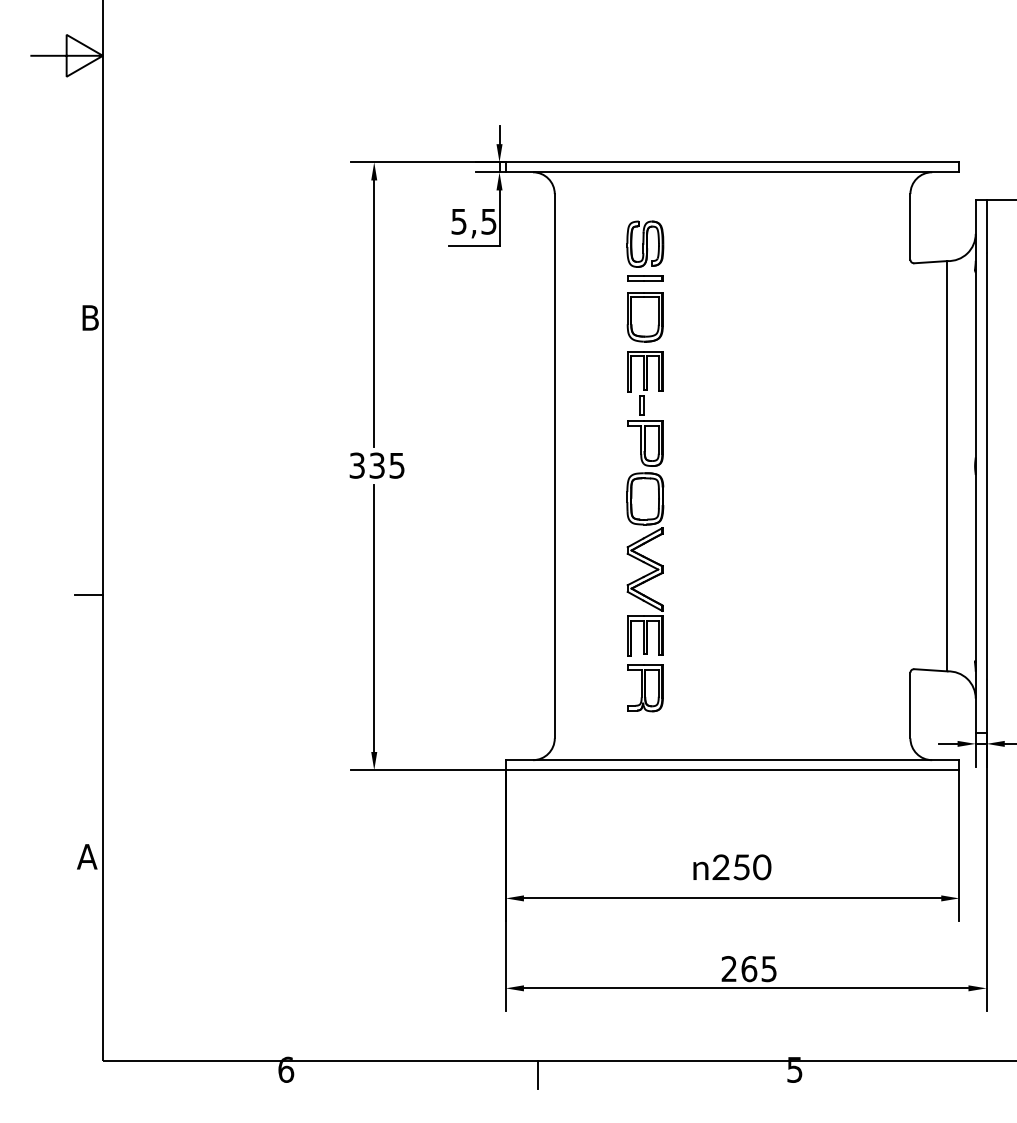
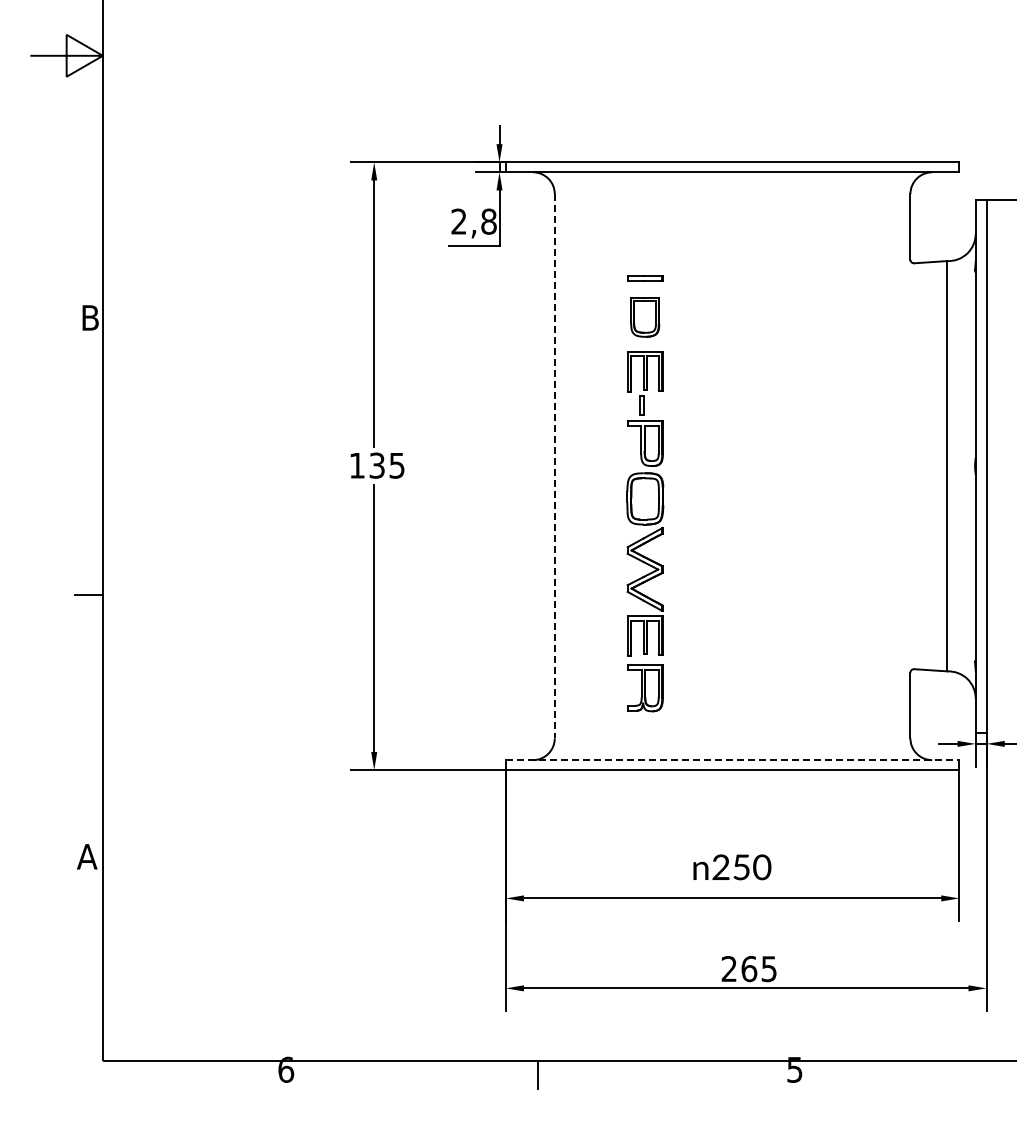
text: 5,5 -> 2,8 (473, 221)
part: present -> none (645, 243)
part size: 38x51 px -> 31x41 px (645, 317)
text: 335 -> 135 (356, 465)
line: solid -> dashed (554, 466)
line: solid -> dashed (732, 760)
